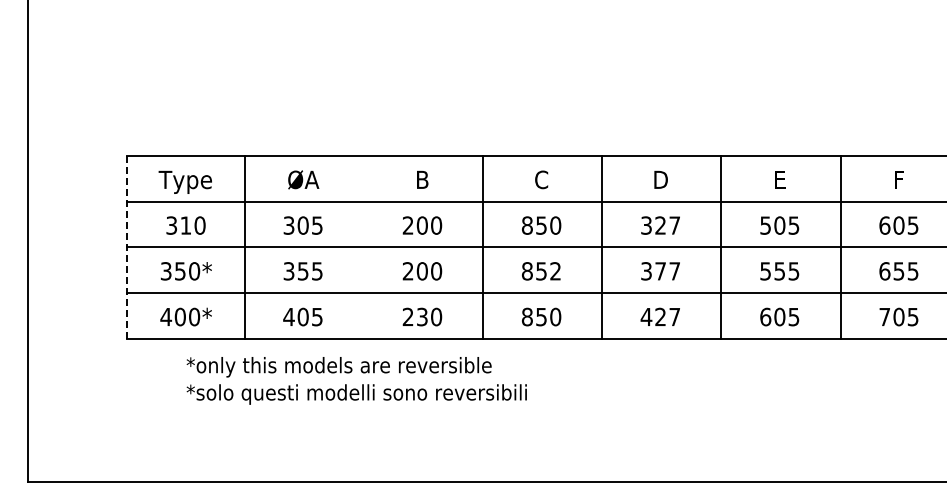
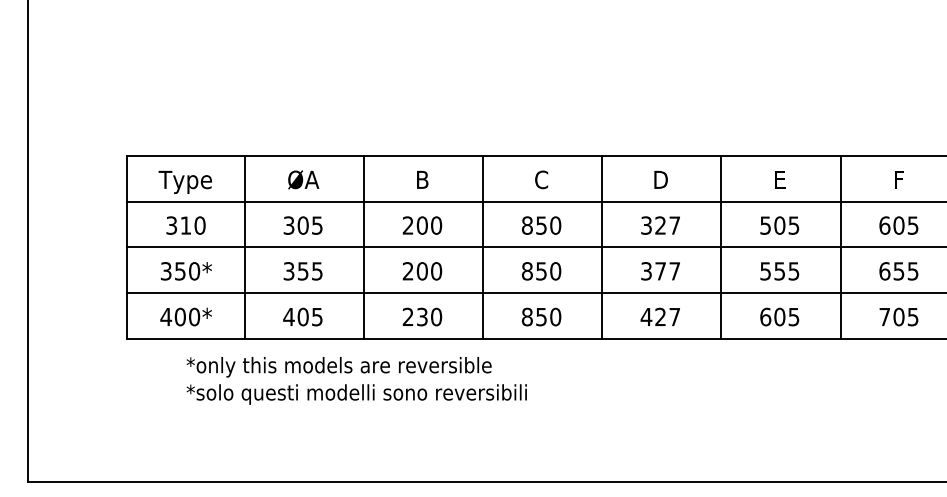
line: none -> present (363, 246)
line: dashed -> solid (127, 247)
text: 852 -> 850 (555, 271)
